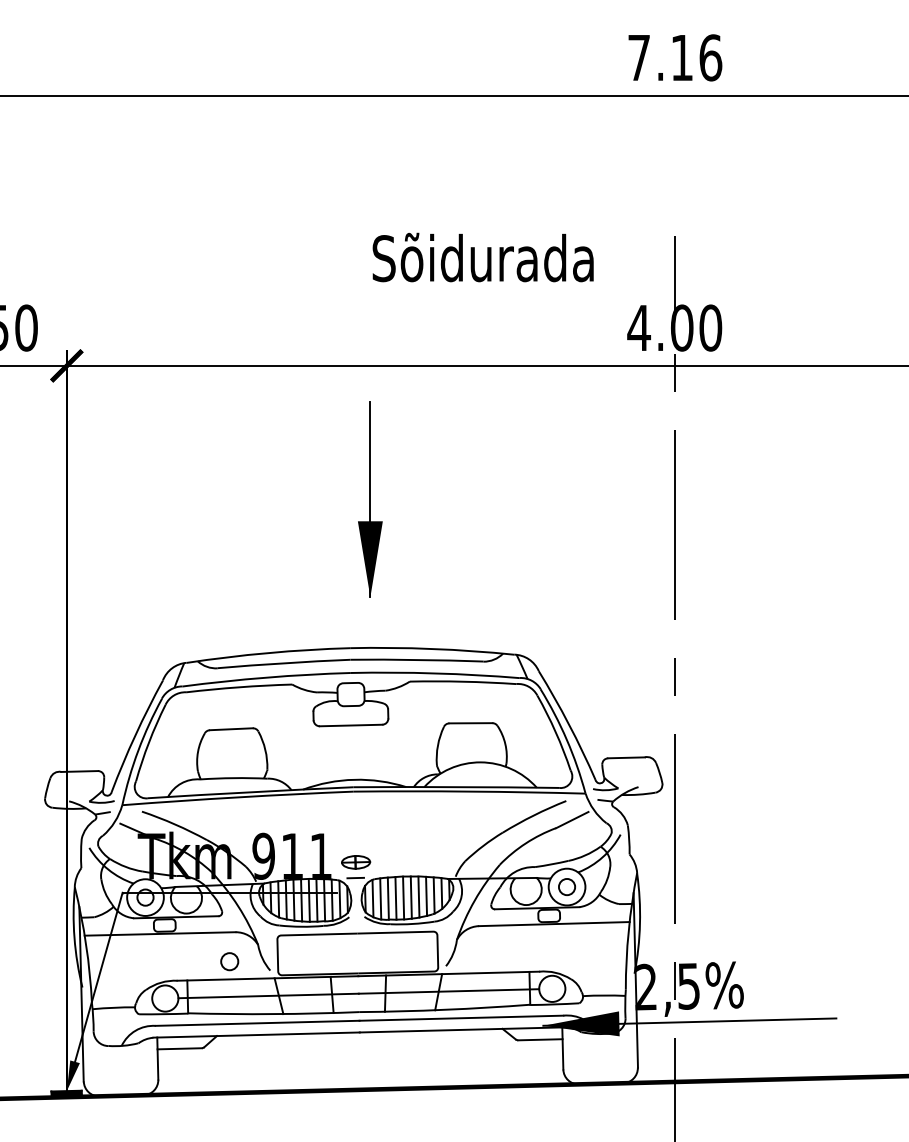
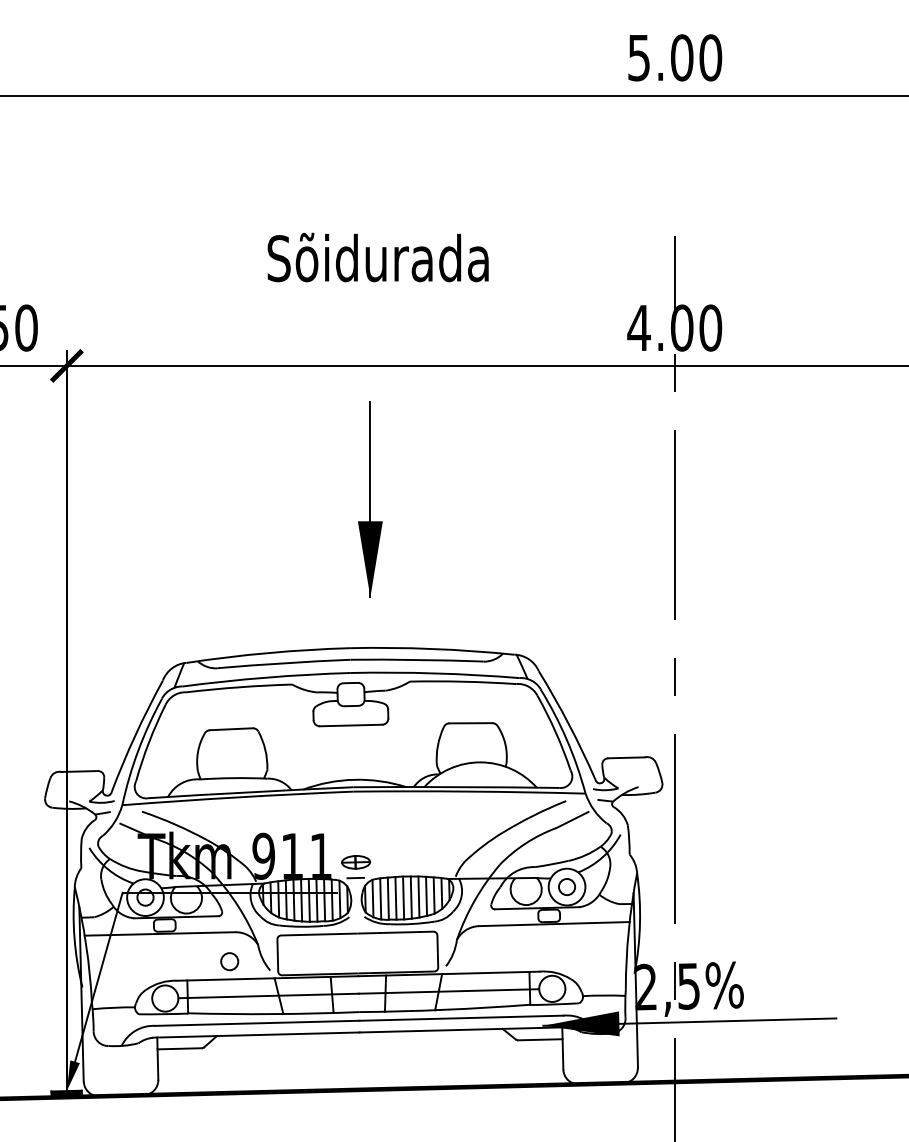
text: 7.16 -> 5.00 (675, 57)
text position: (482, 257) -> (377, 257) (377, 257)
